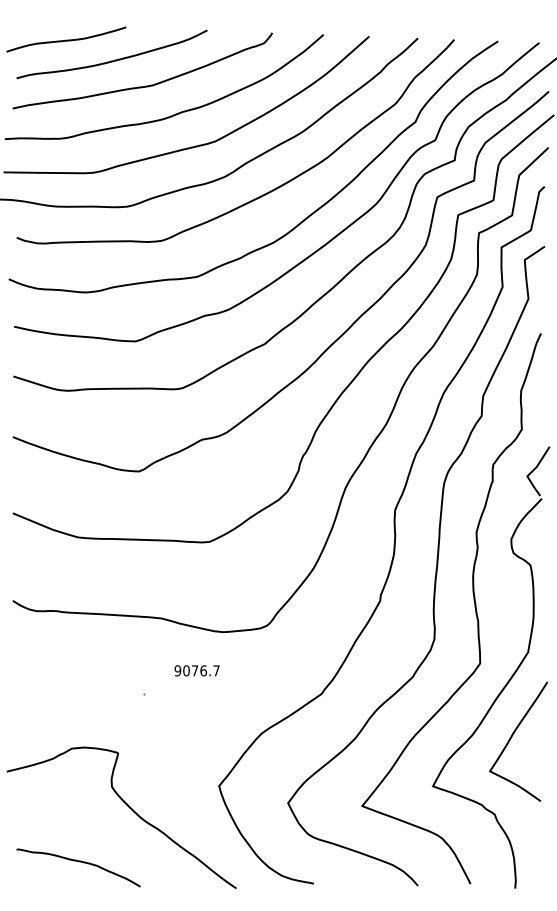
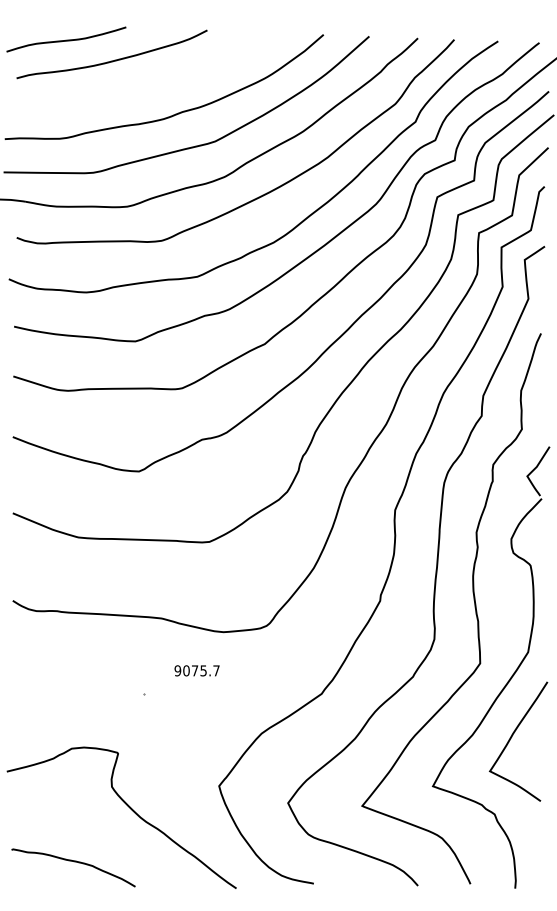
curve: present -> none (145, 85)
text: 9076.7 -> 9075.7 (203, 670)
curve position: (79, 862) -> (74, 862) (74, 862)
